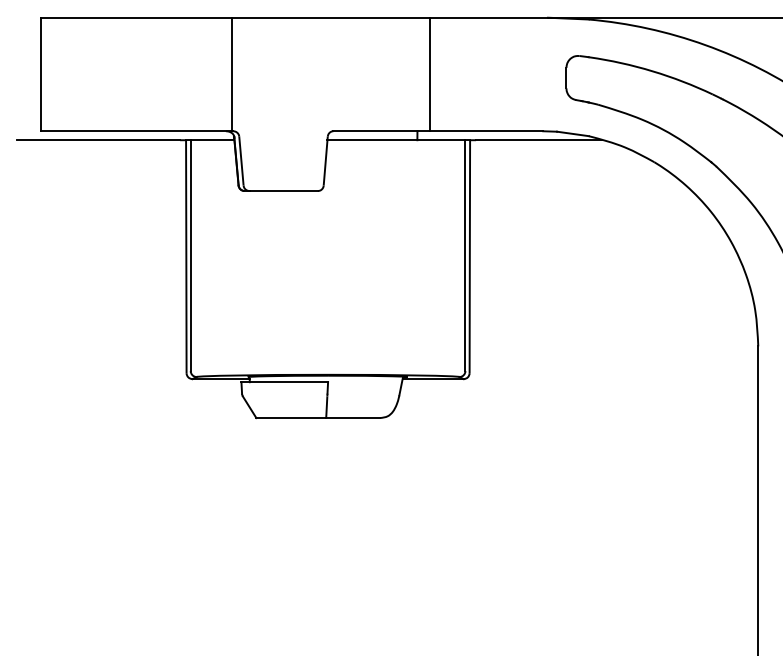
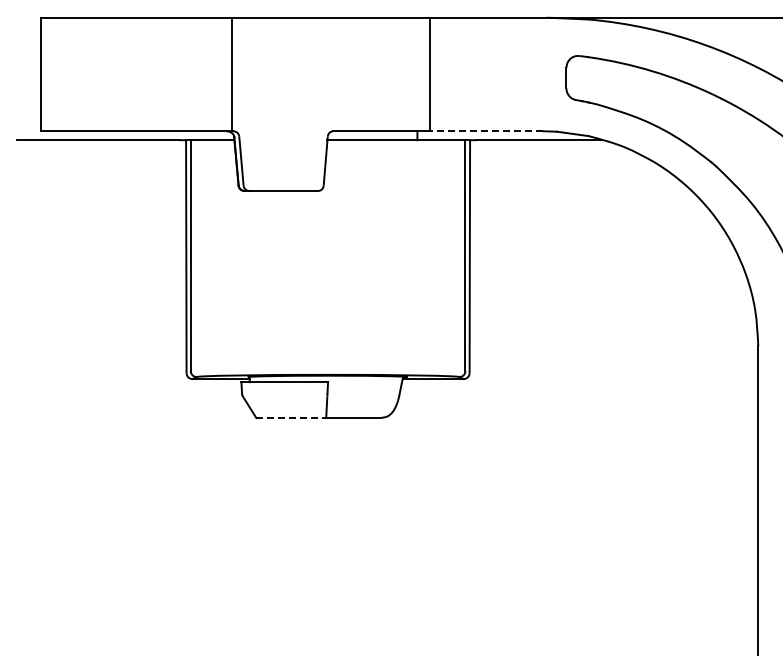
line: solid -> dashed (486, 131)
line: solid -> dashed (291, 418)
